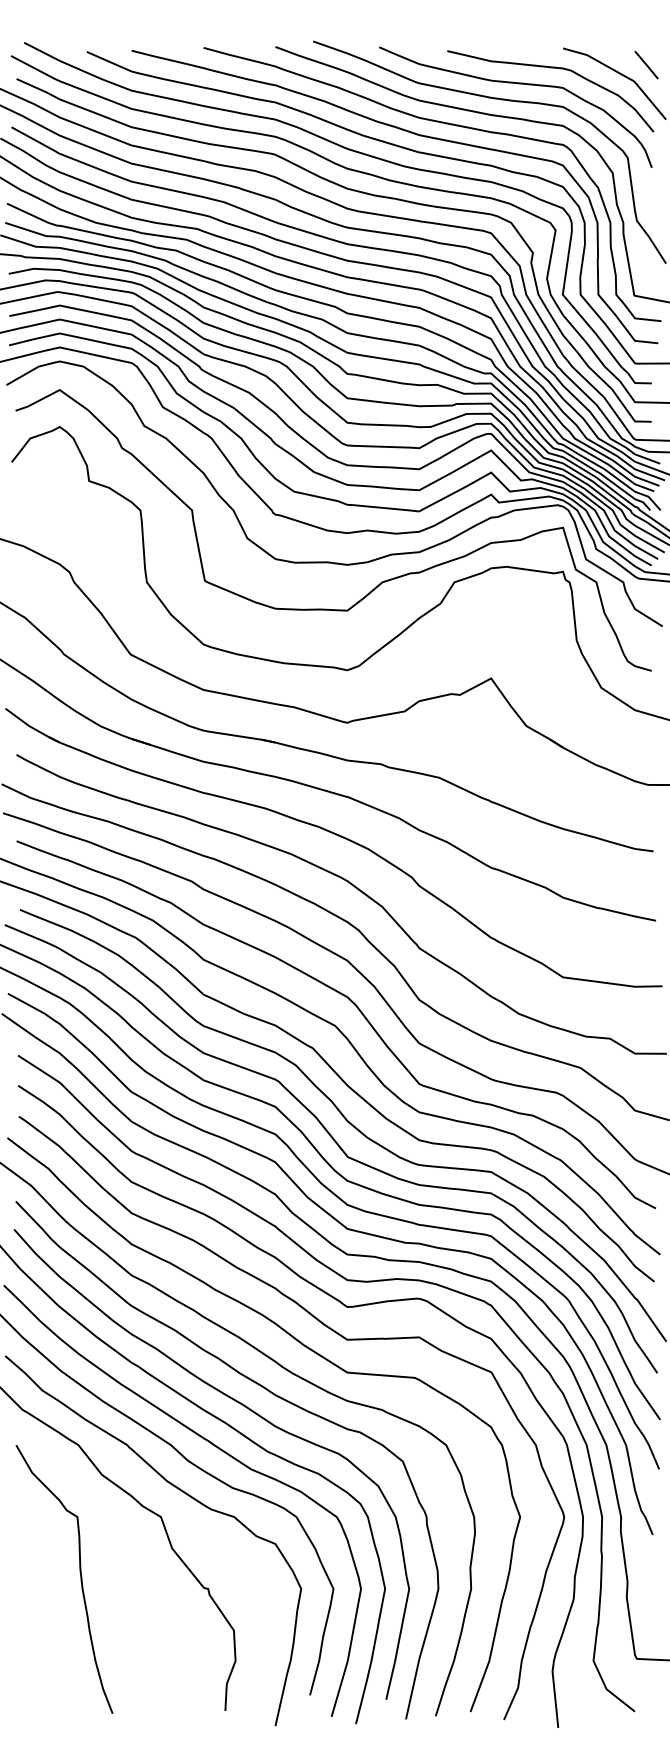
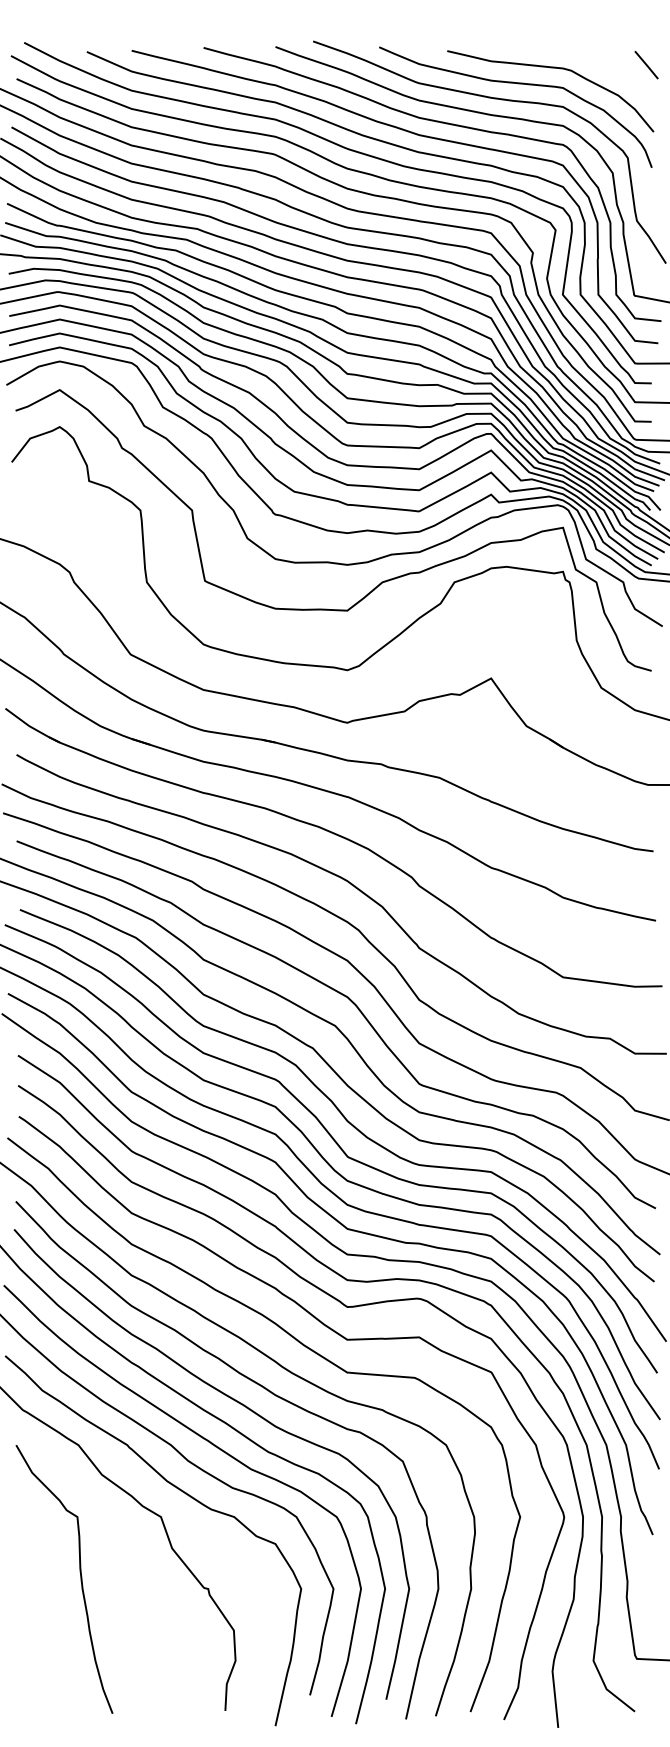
curve: present -> none (619, 74)
